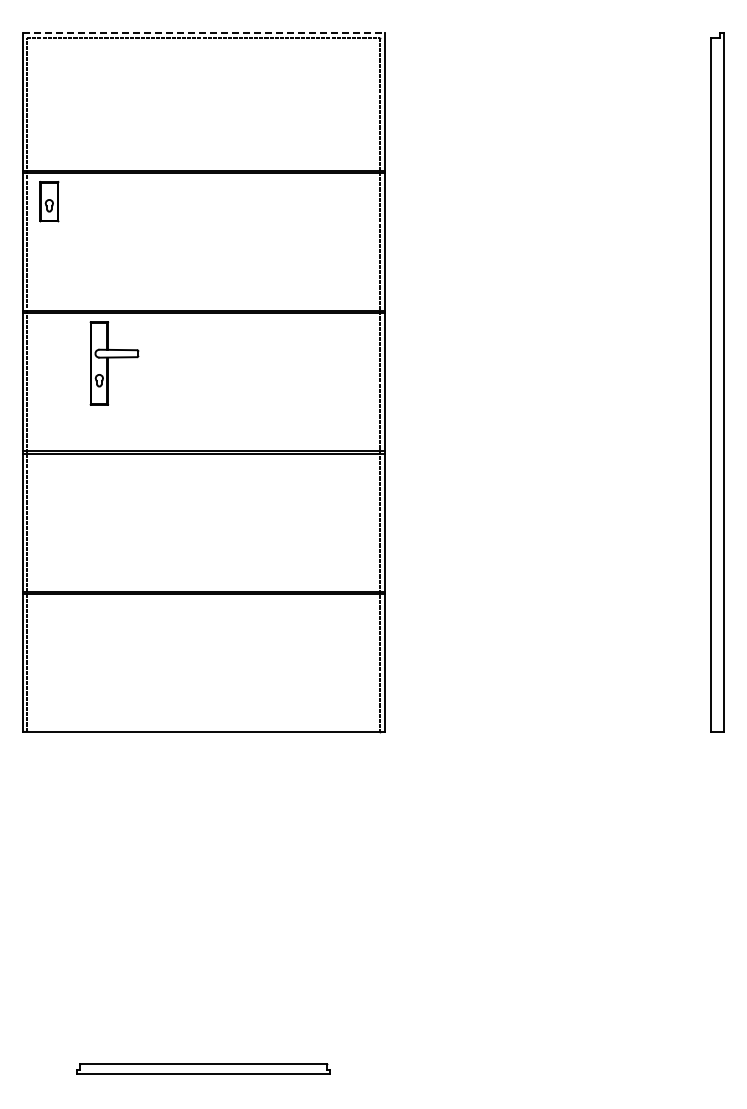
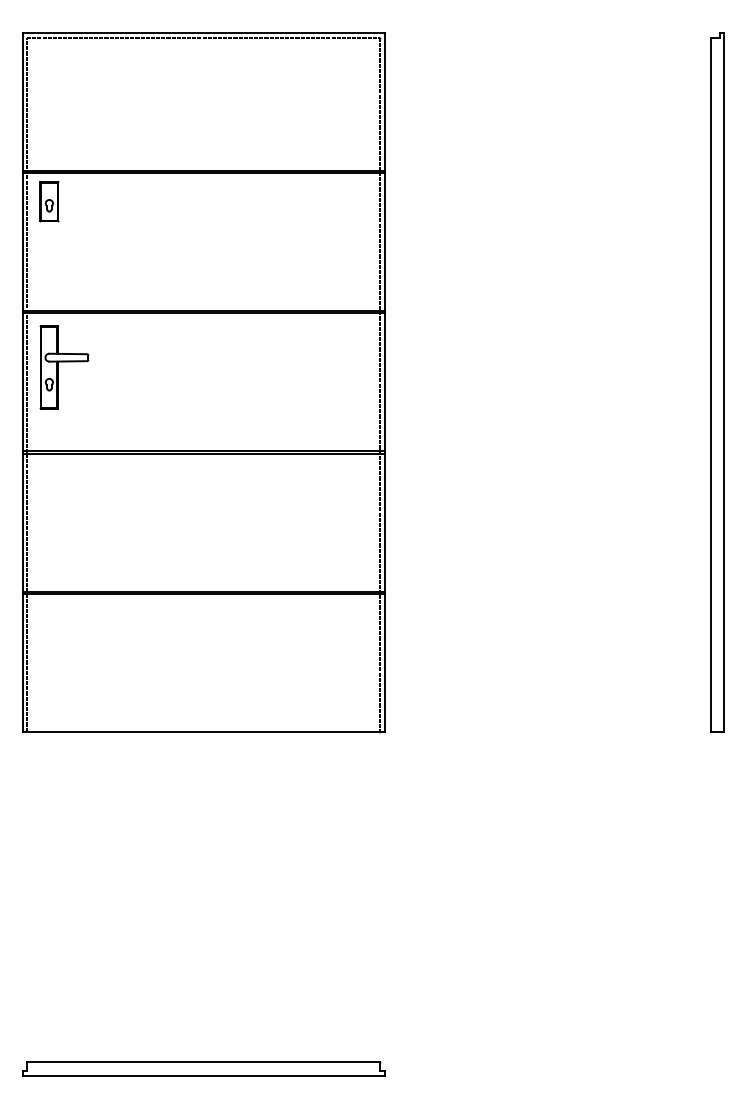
line: dashed -> solid (203, 33)
part position: (114, 363) -> (64, 367) (64, 367)
part size: 255x12 px -> 364x16 px (203, 1068)
